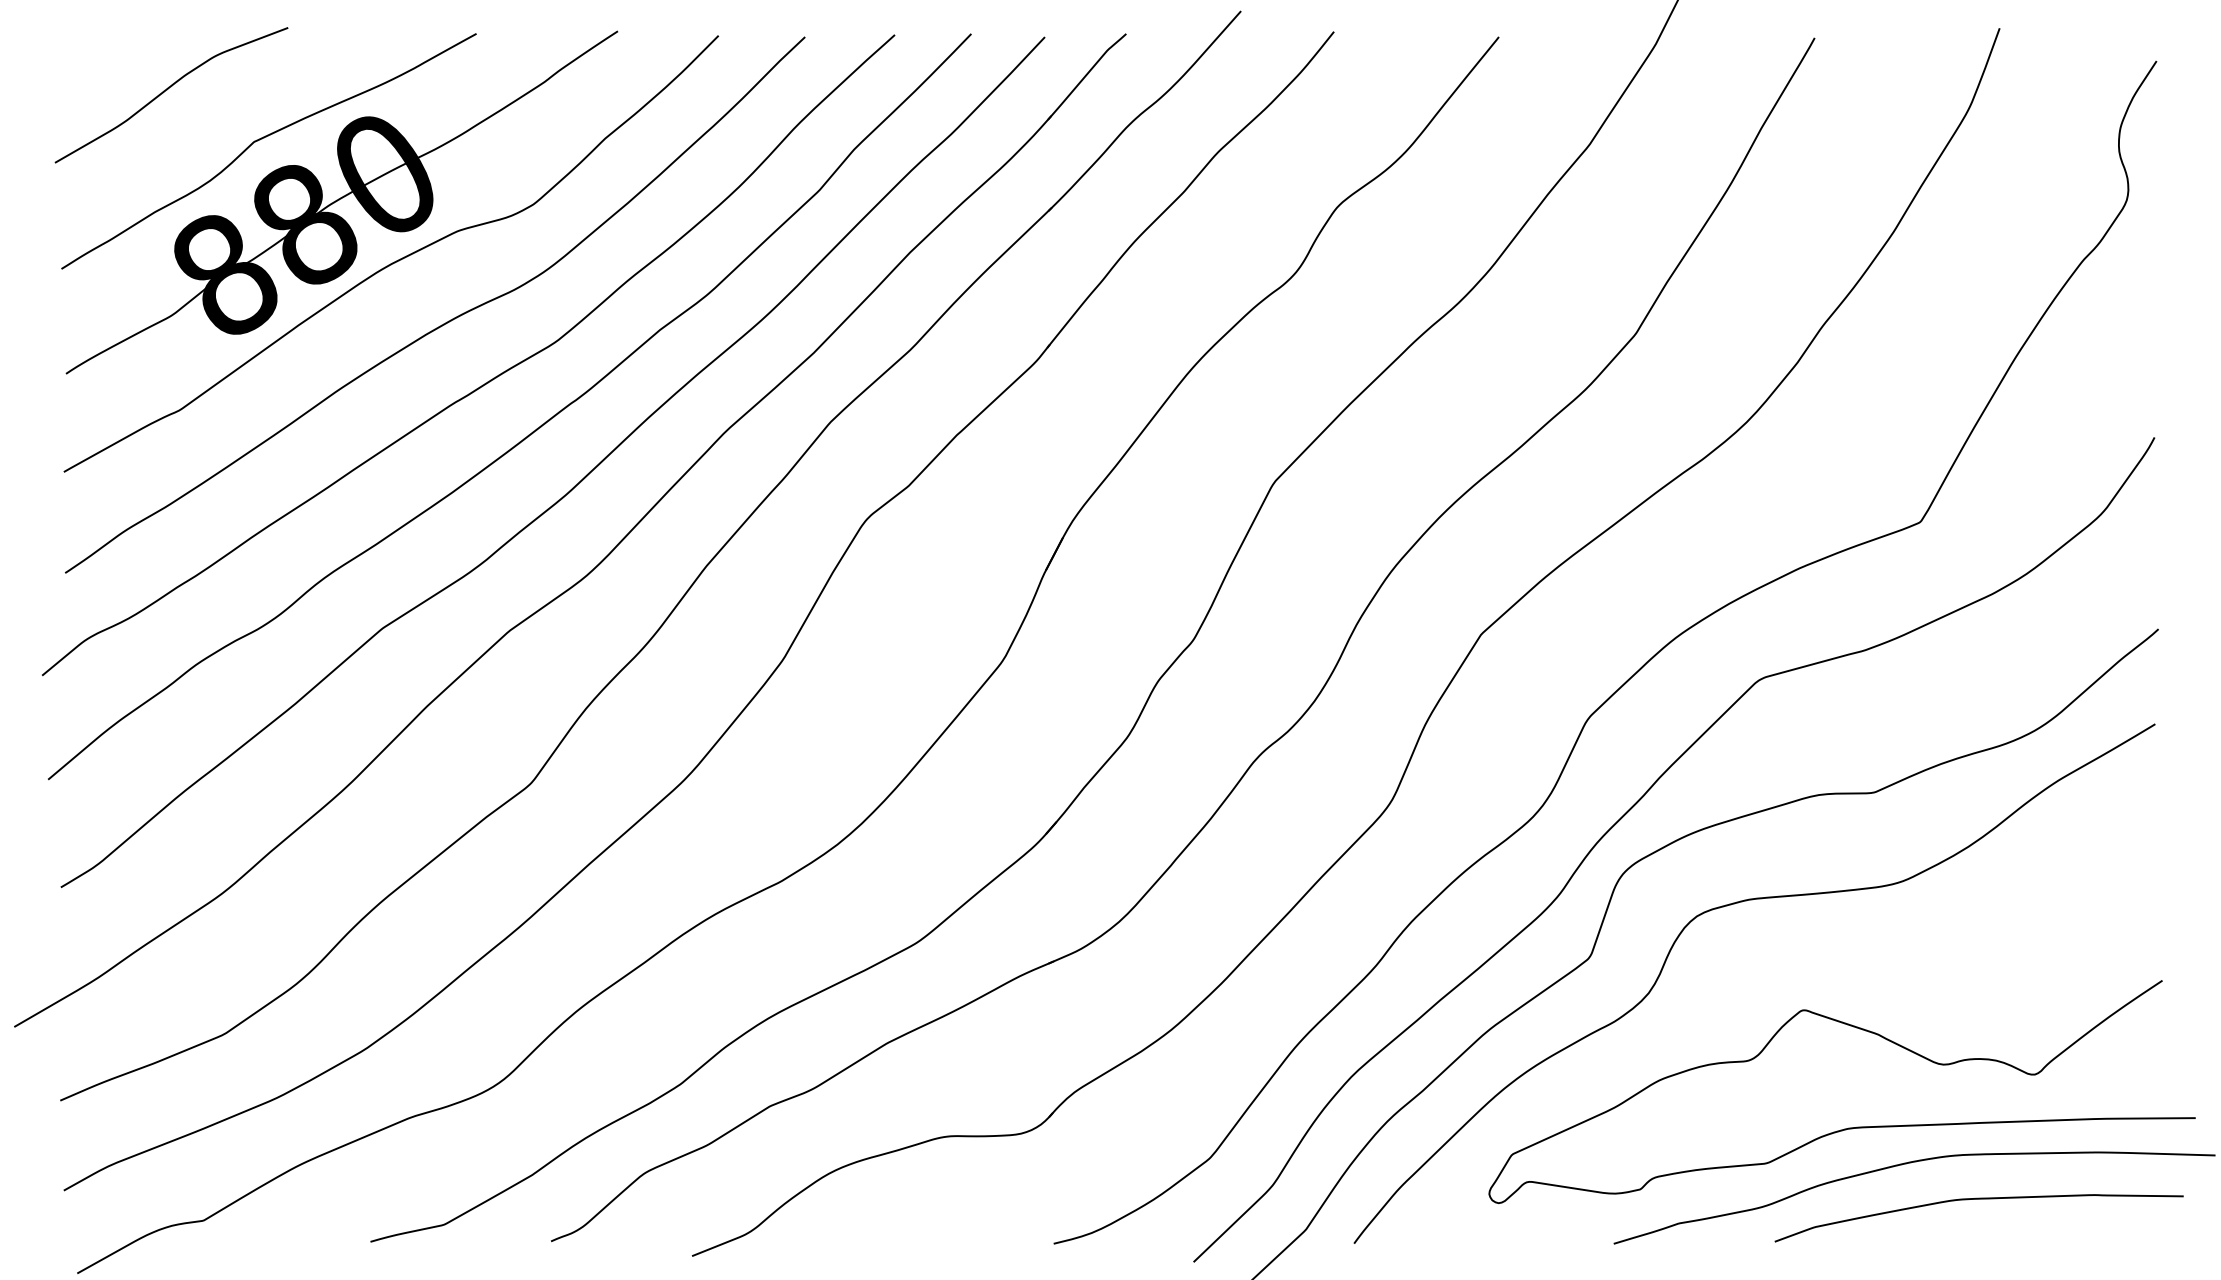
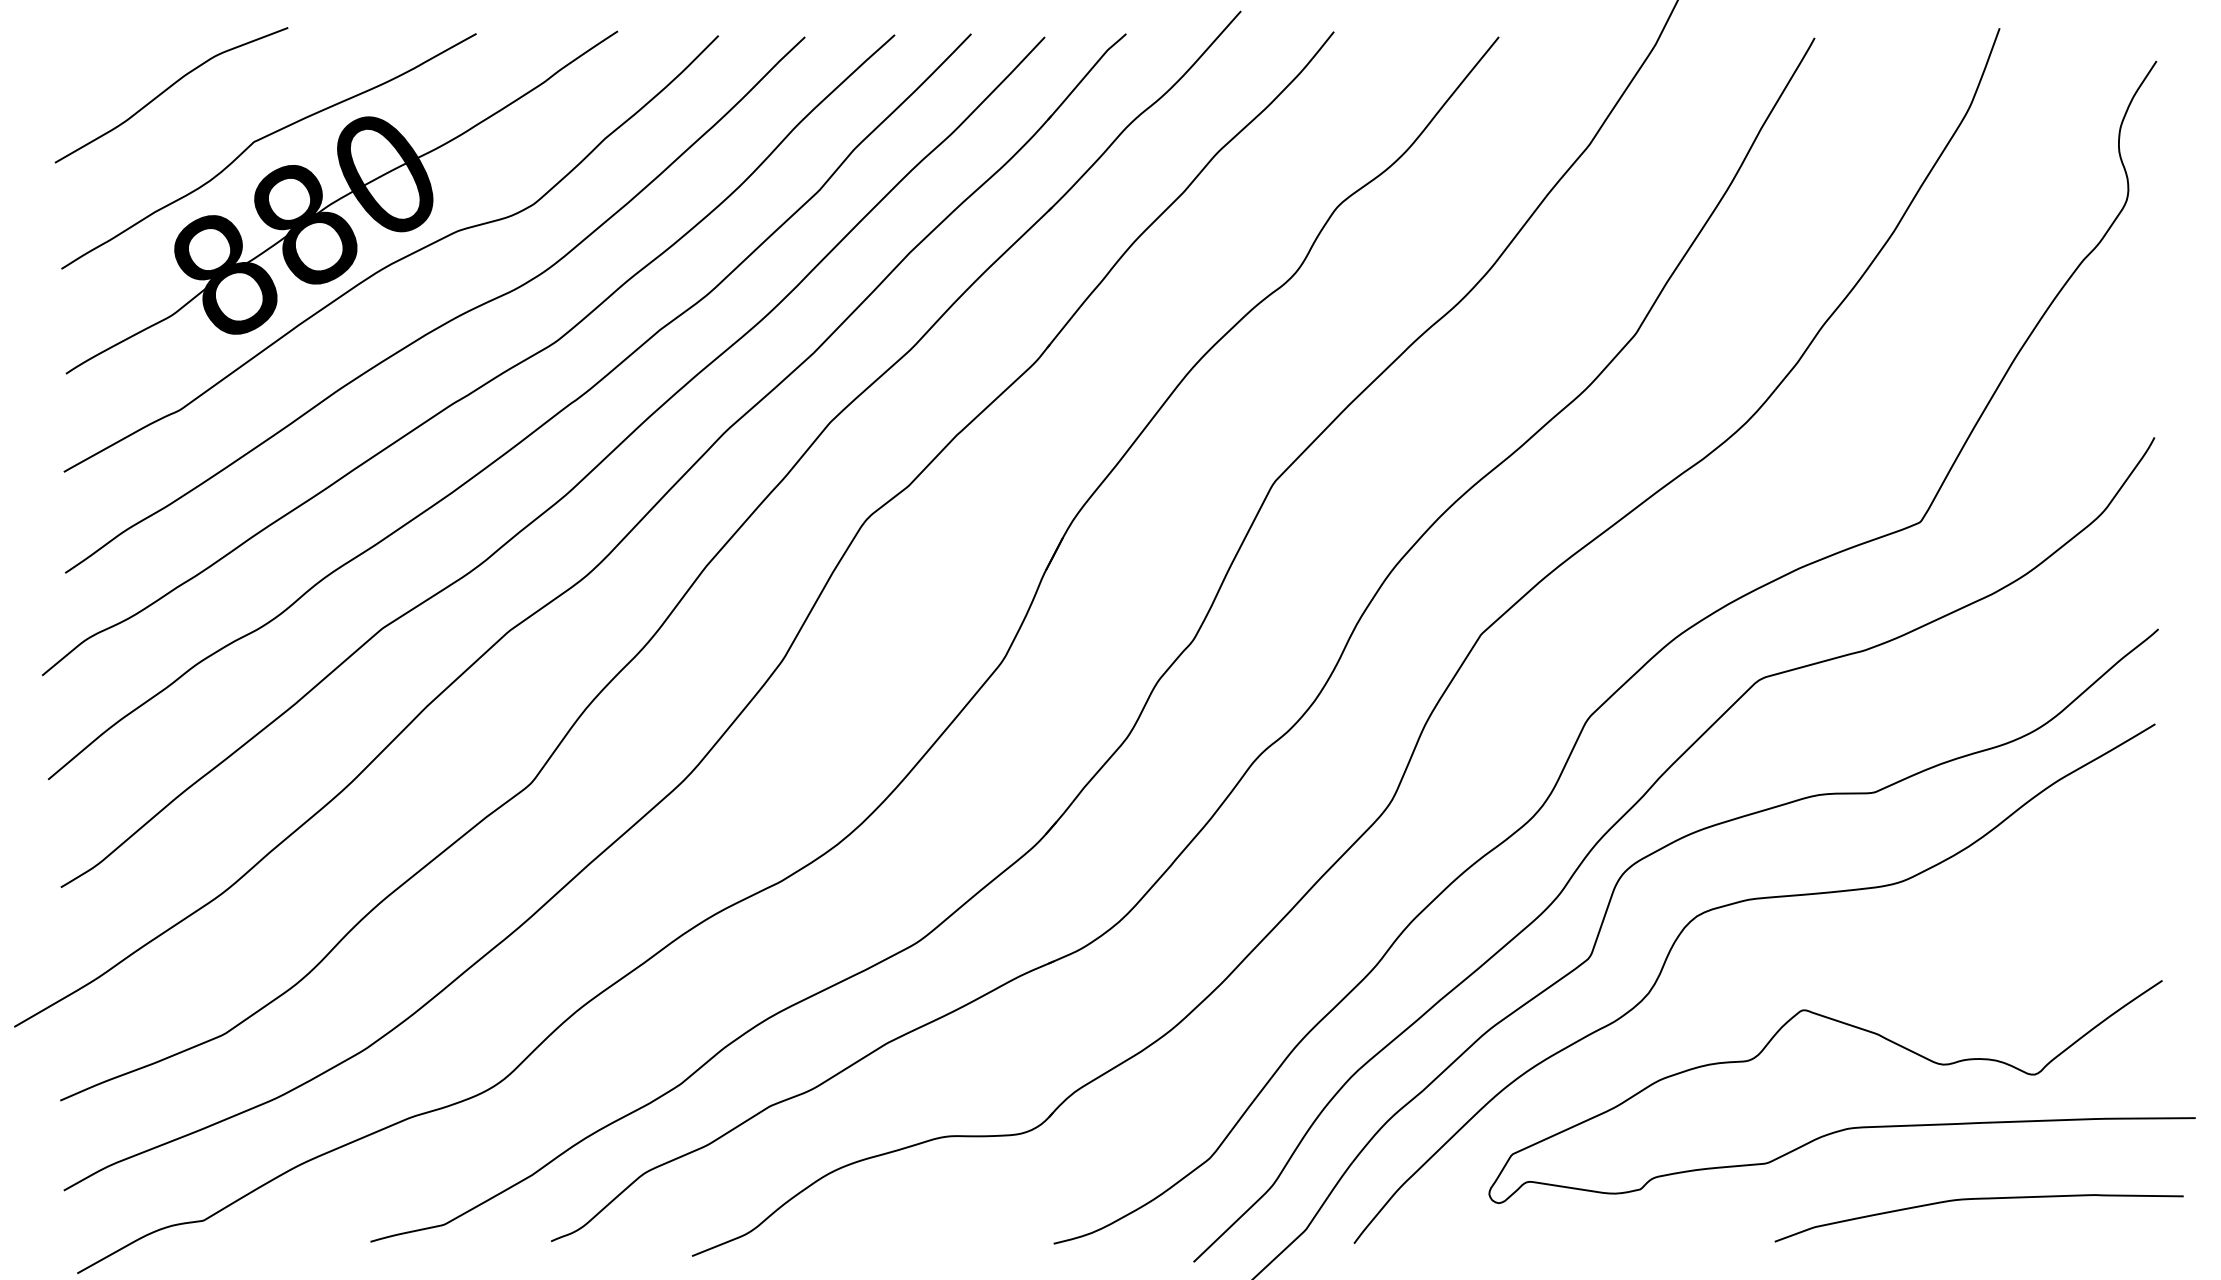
curve: present -> none (1906, 1164)
